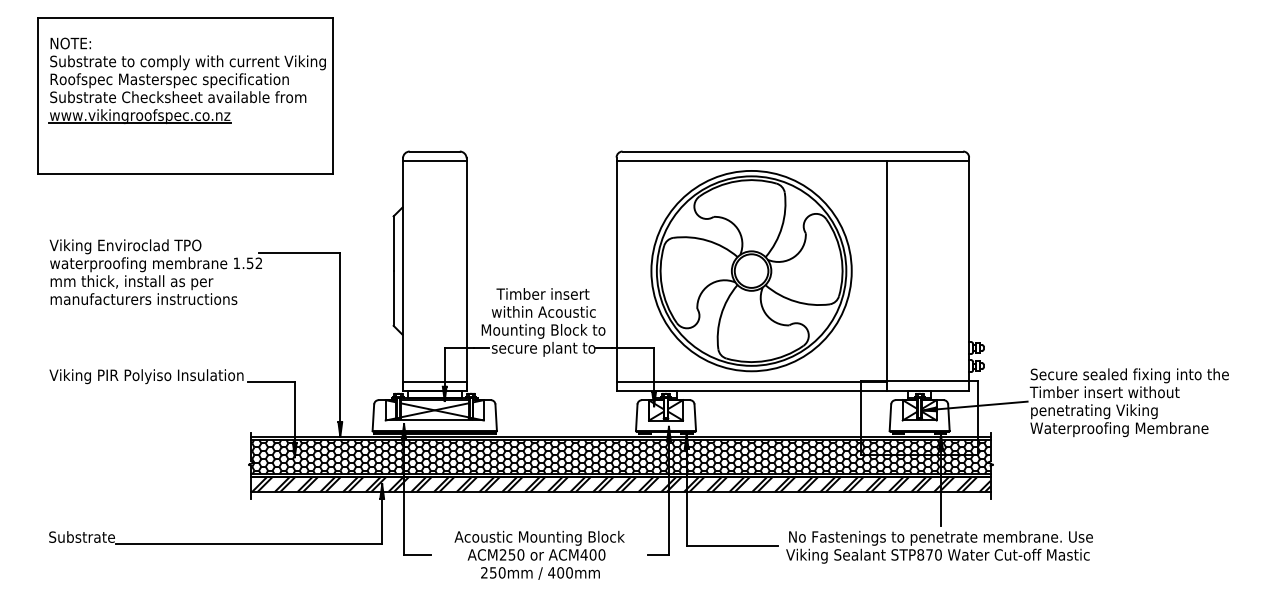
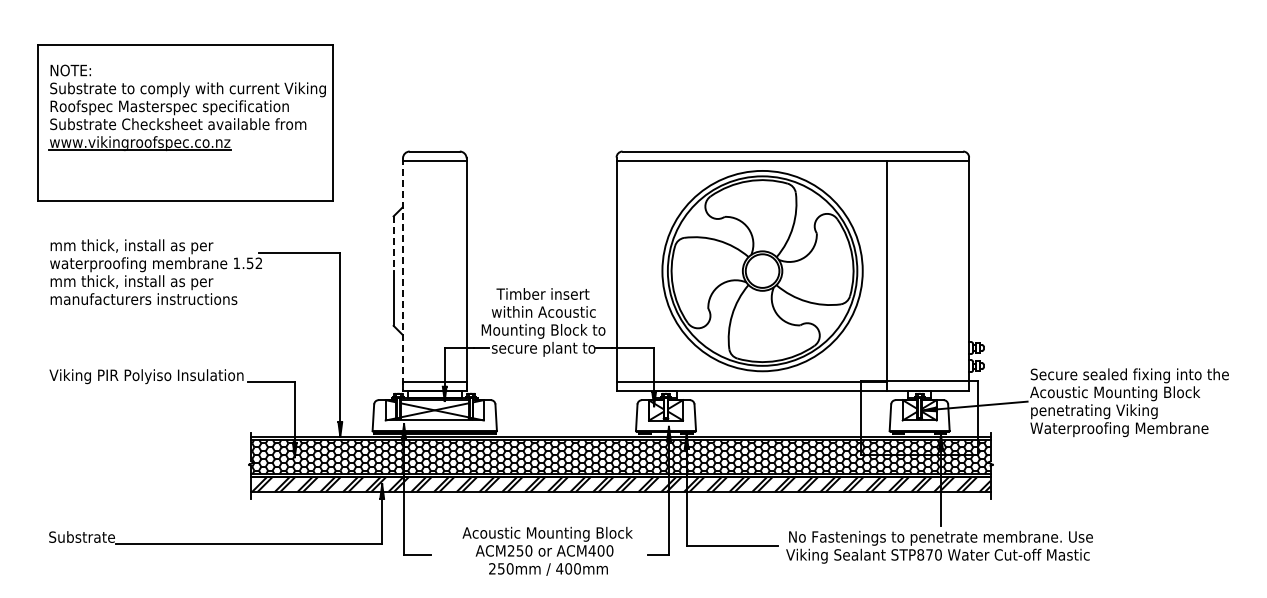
part position: (185, 95) -> (185, 122) (185, 122)
line: solid -> dashed (393, 244)
text: Viking Enviroclad TPO -> mm thick, install as per (131, 246)
part position: (751, 271) -> (762, 271) (762, 271)
line: solid -> dashed (403, 275)
text: Timber insert without -> Acoustic Mounting Block (1114, 393)
text position: (539, 554) -> (547, 550) (547, 550)
